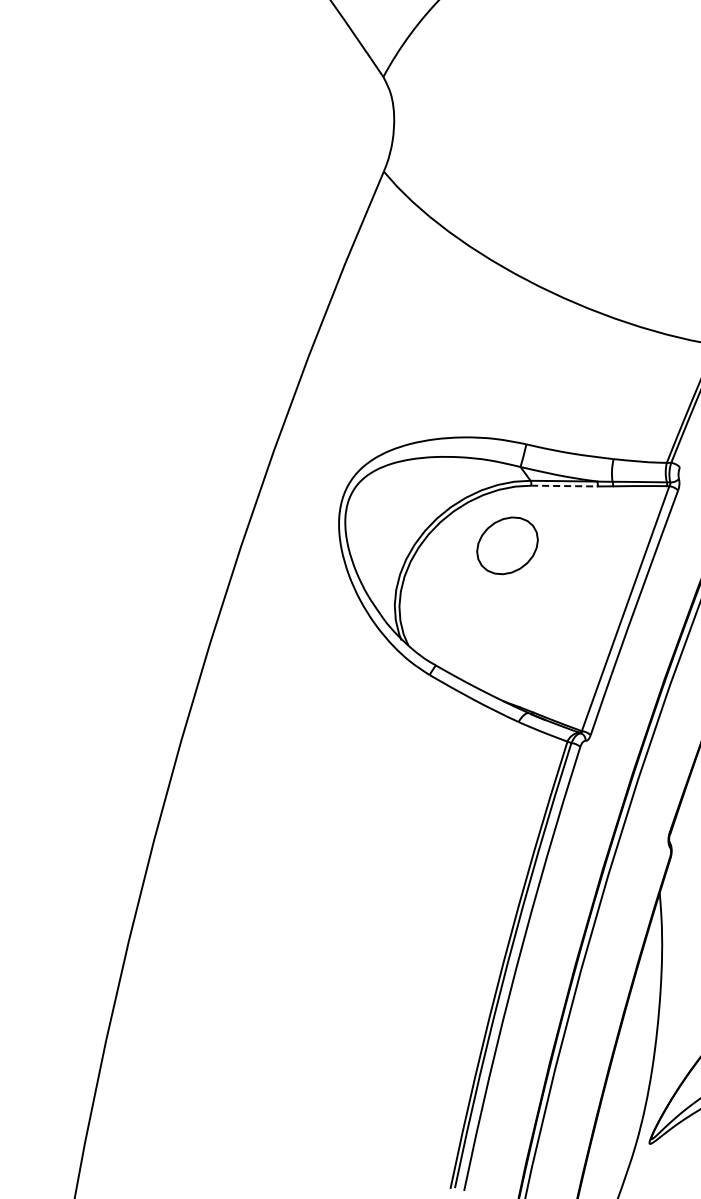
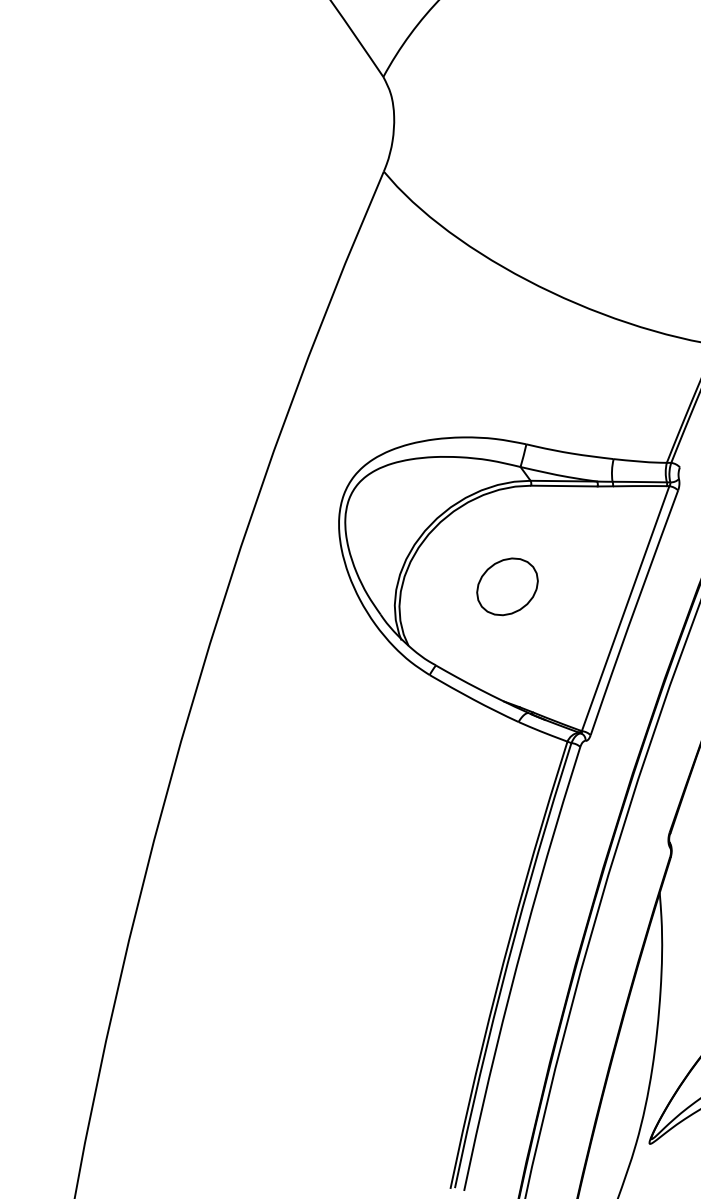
line: dashed -> solid (564, 486)
part position: (507, 545) -> (507, 586) (507, 586)
